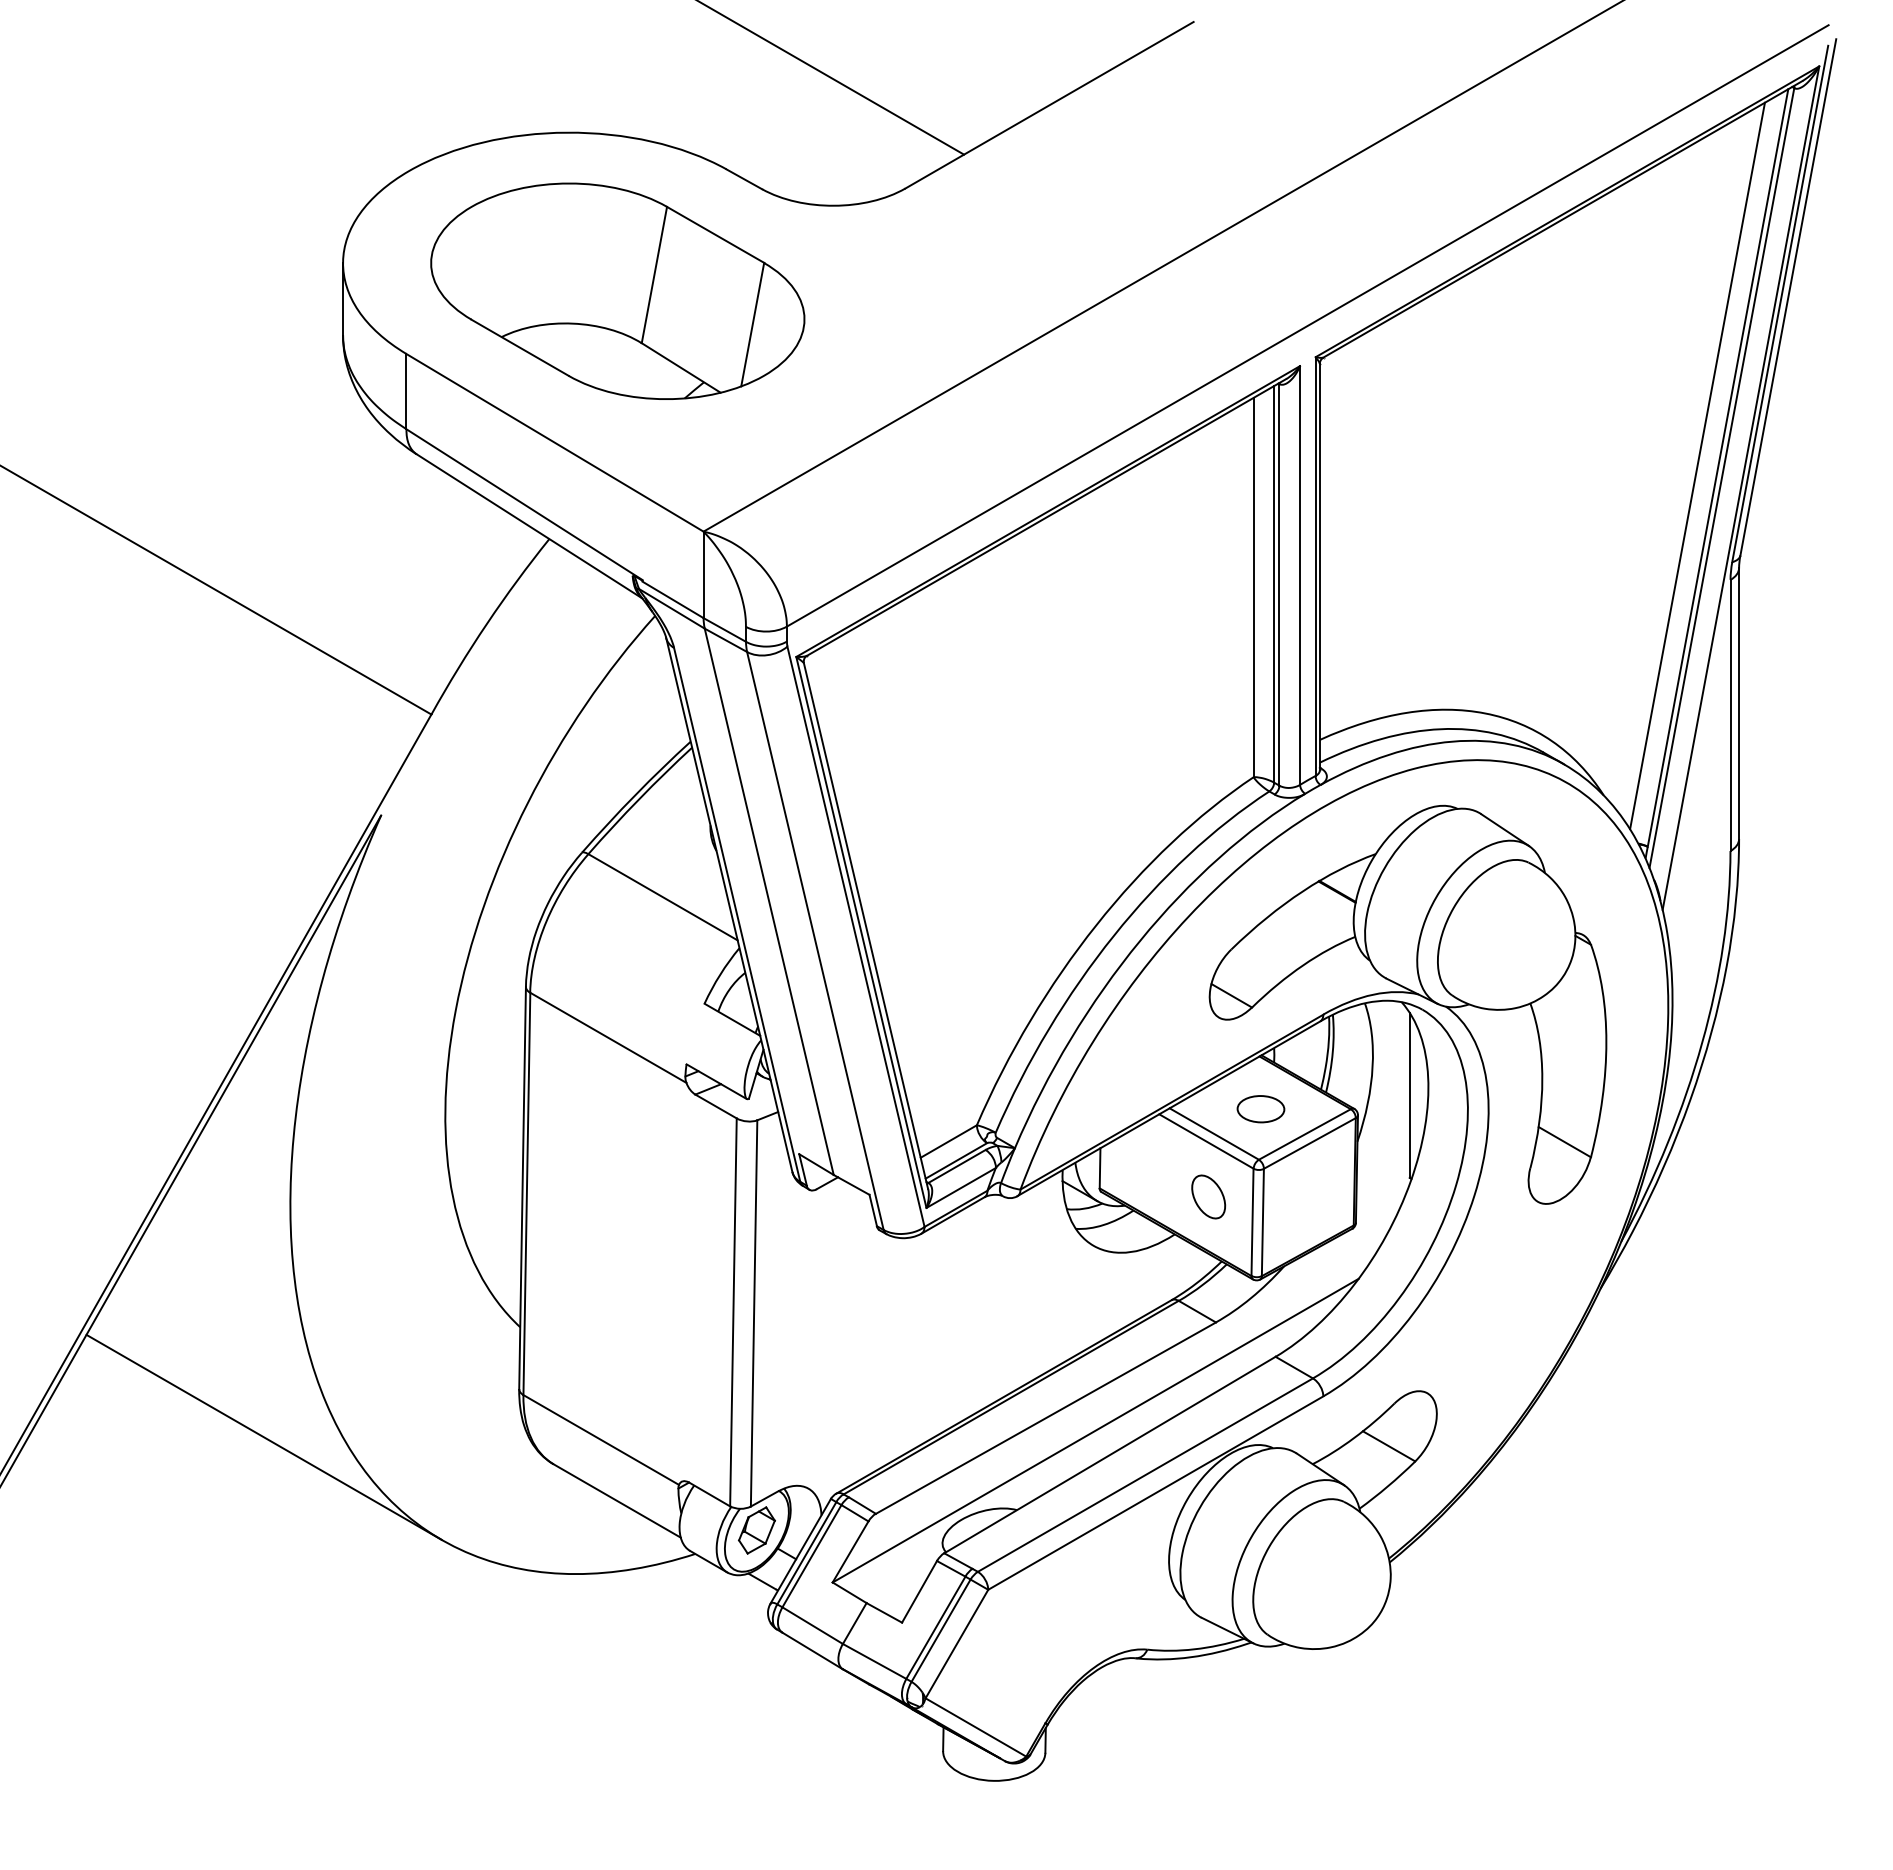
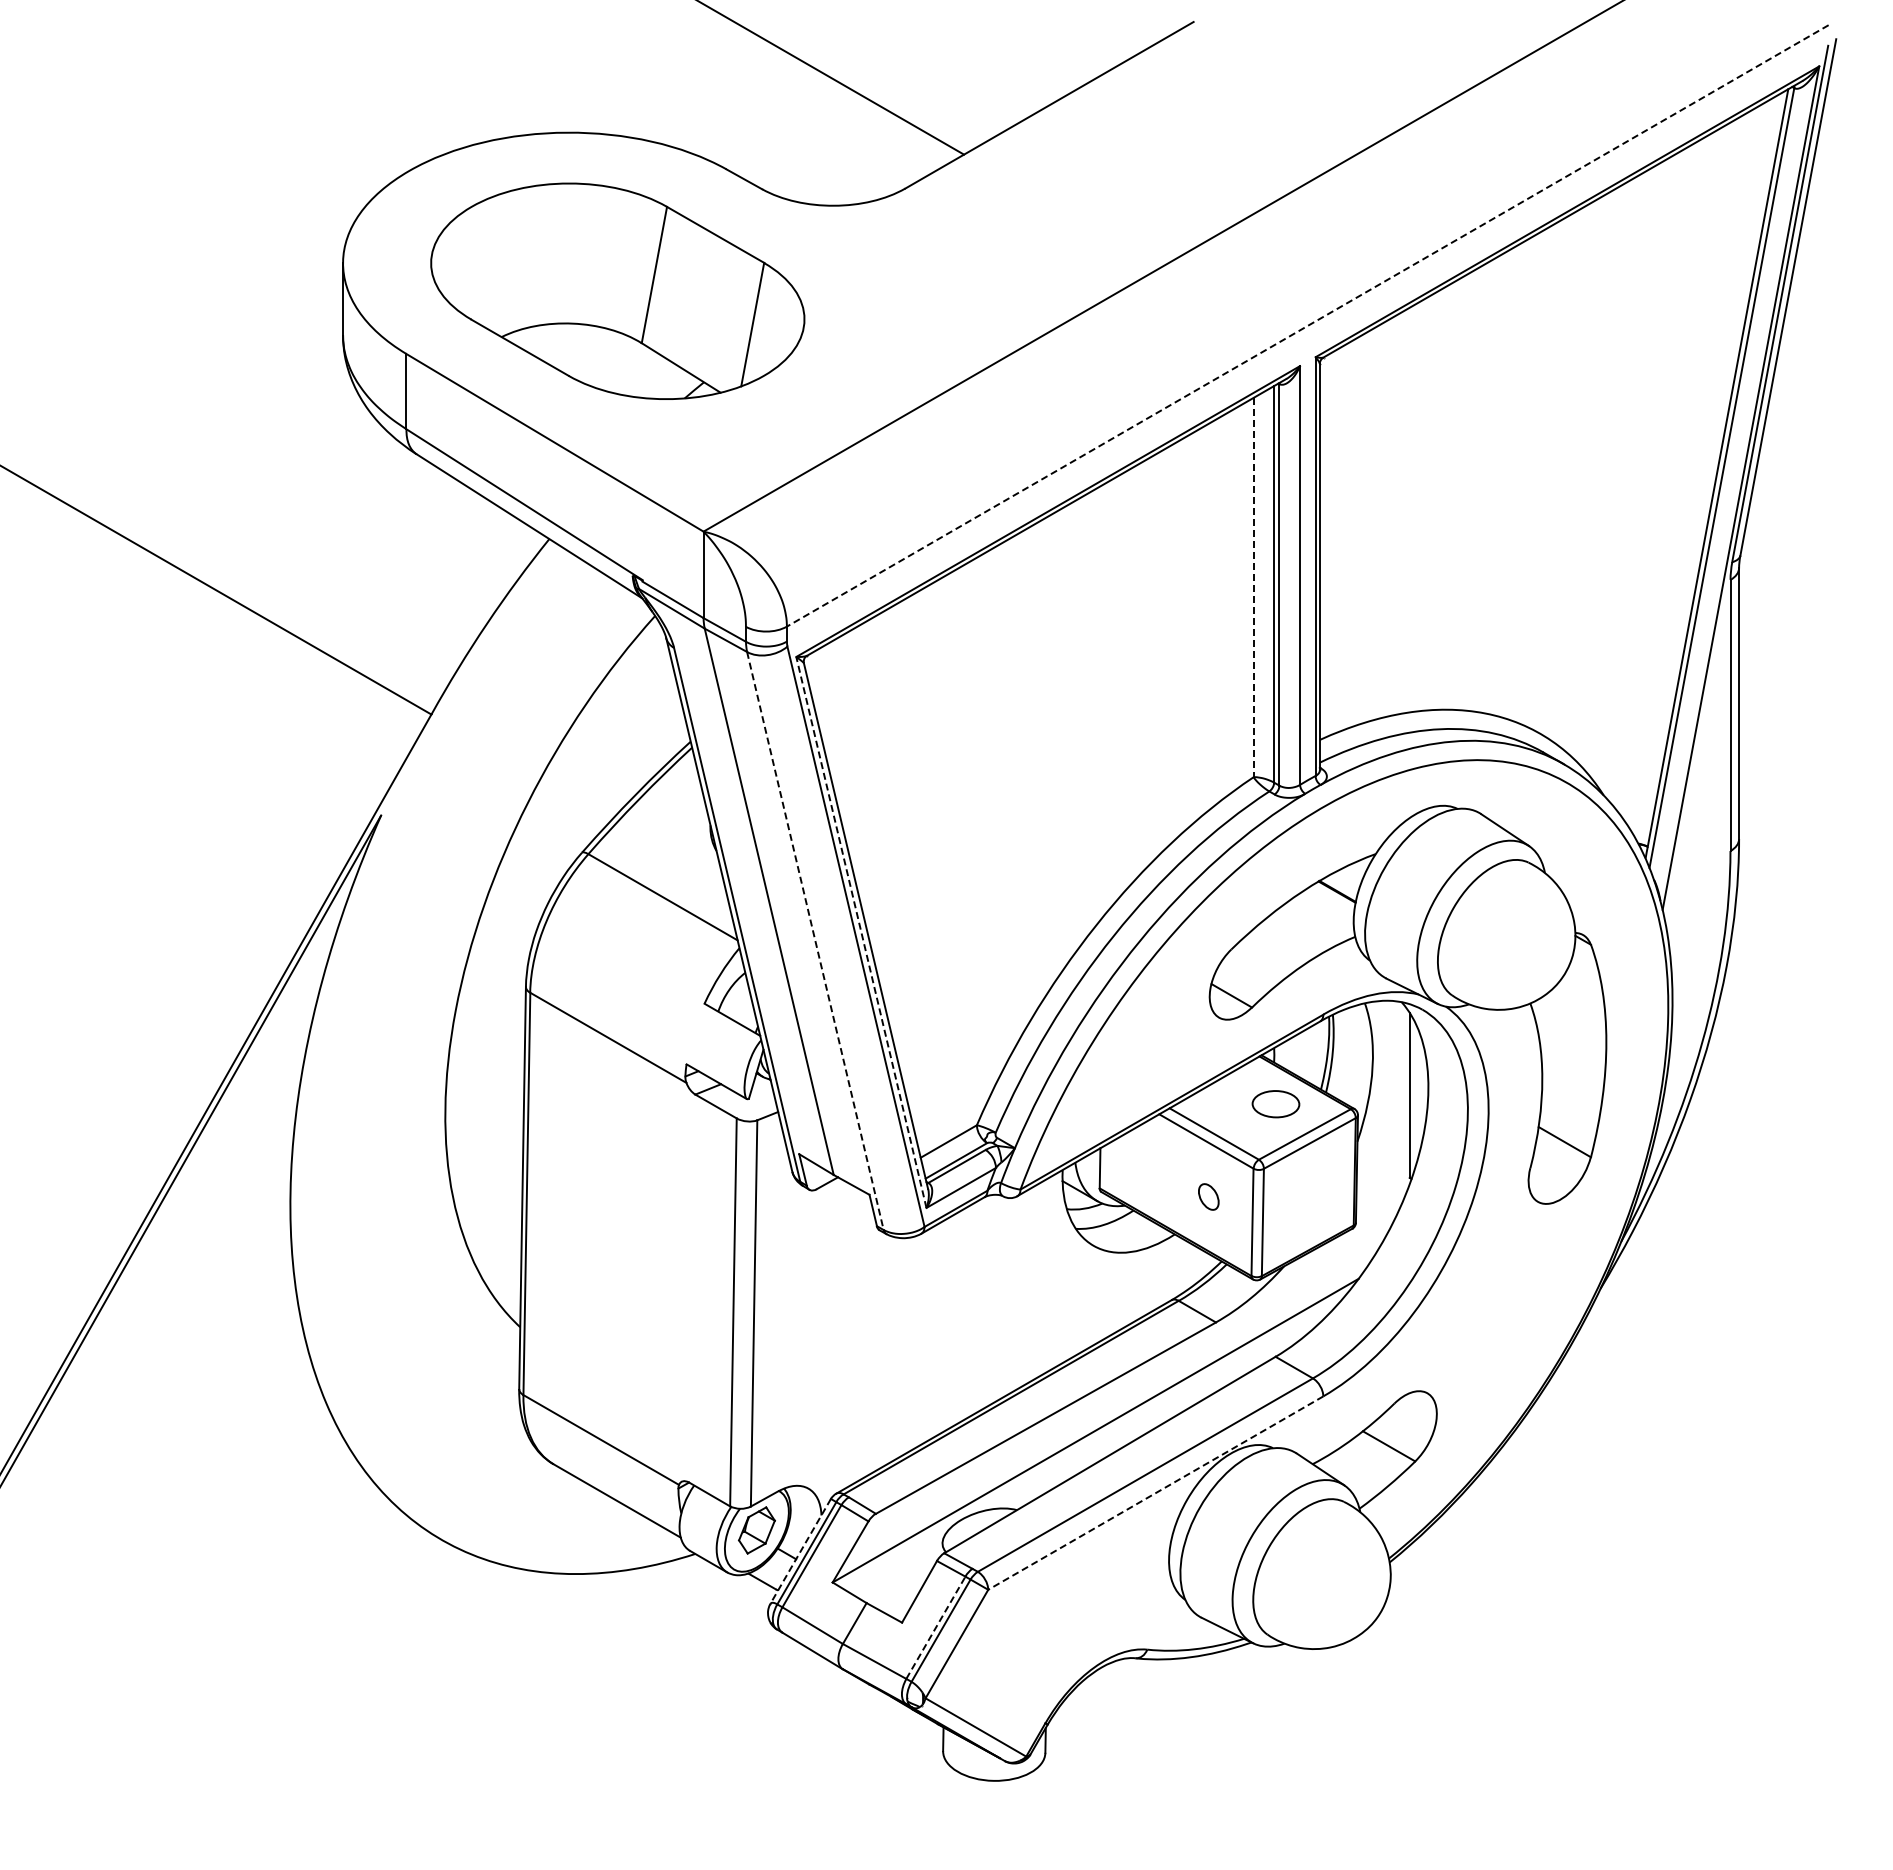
line: solid -> dashed (1307, 326)
line: present -> none (1697, 465)
line: solid -> dashed (1253, 587)
line: solid -> dashed (861, 931)
line: solid -> dashed (815, 941)
part position: (1260, 1109) -> (1275, 1104) (1275, 1104)
part size: 36x46 px -> 22x28 px (1208, 1196)
line: present -> none (263, 1436)
line: solid -> dashed (1155, 1493)
line: solid -> dashed (800, 1551)
line: solid -> dashed (936, 1627)
